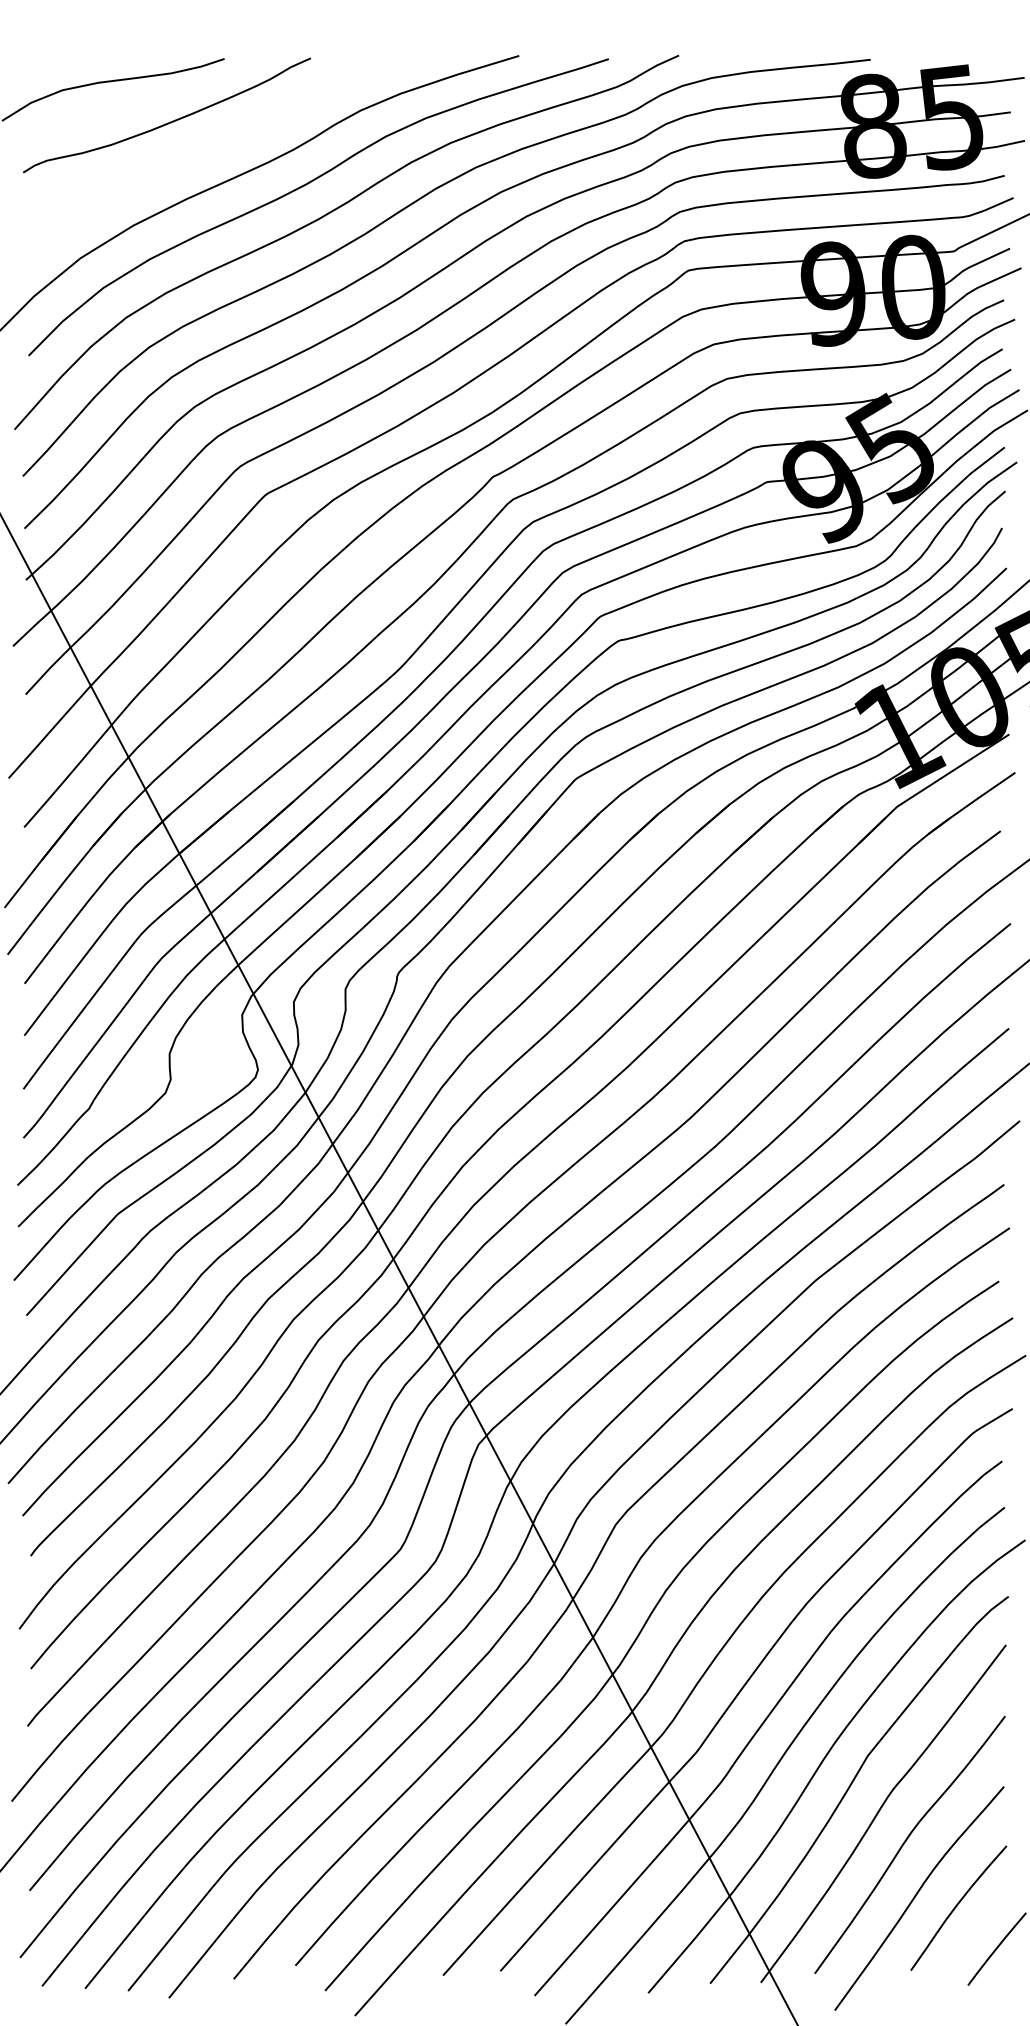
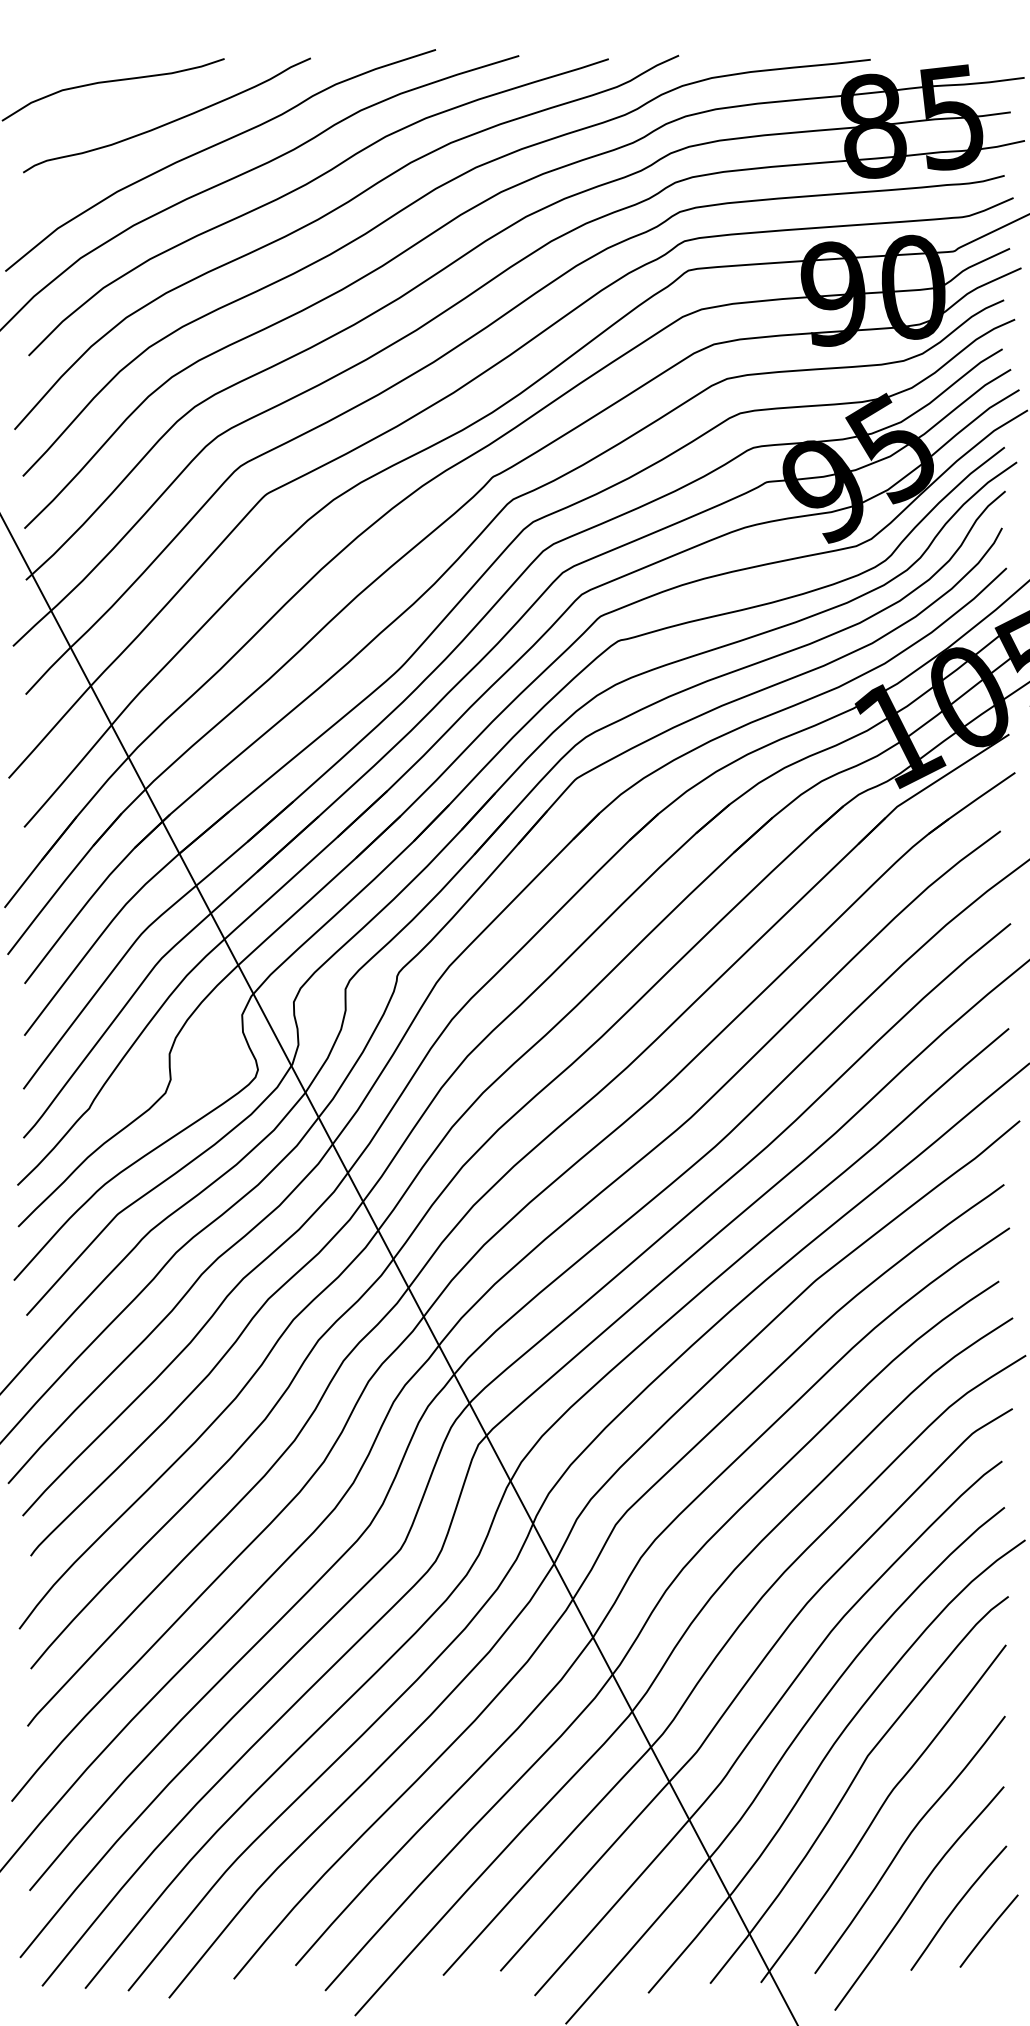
curve: none -> present (215, 146)
line position: (996, 1948) -> (988, 1930) (988, 1930)
